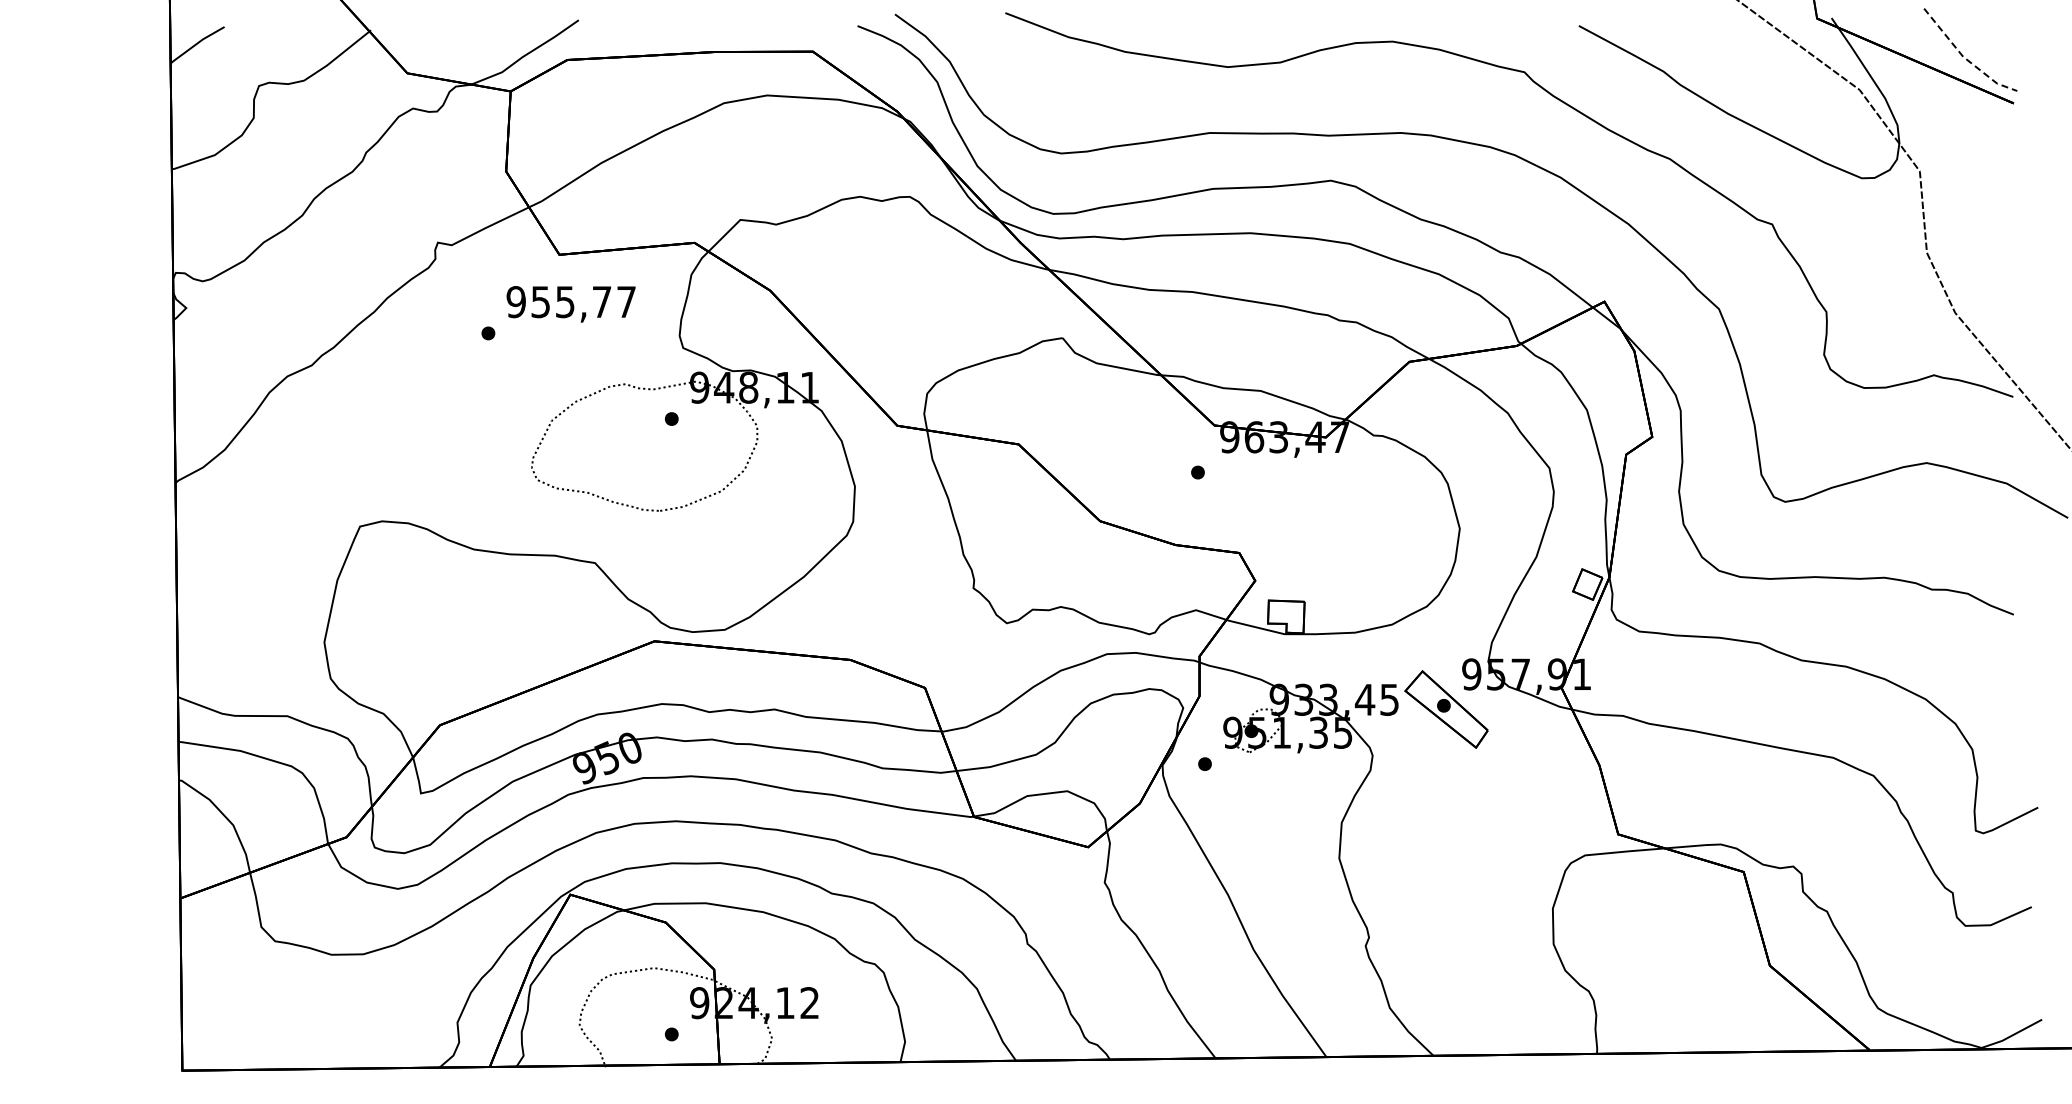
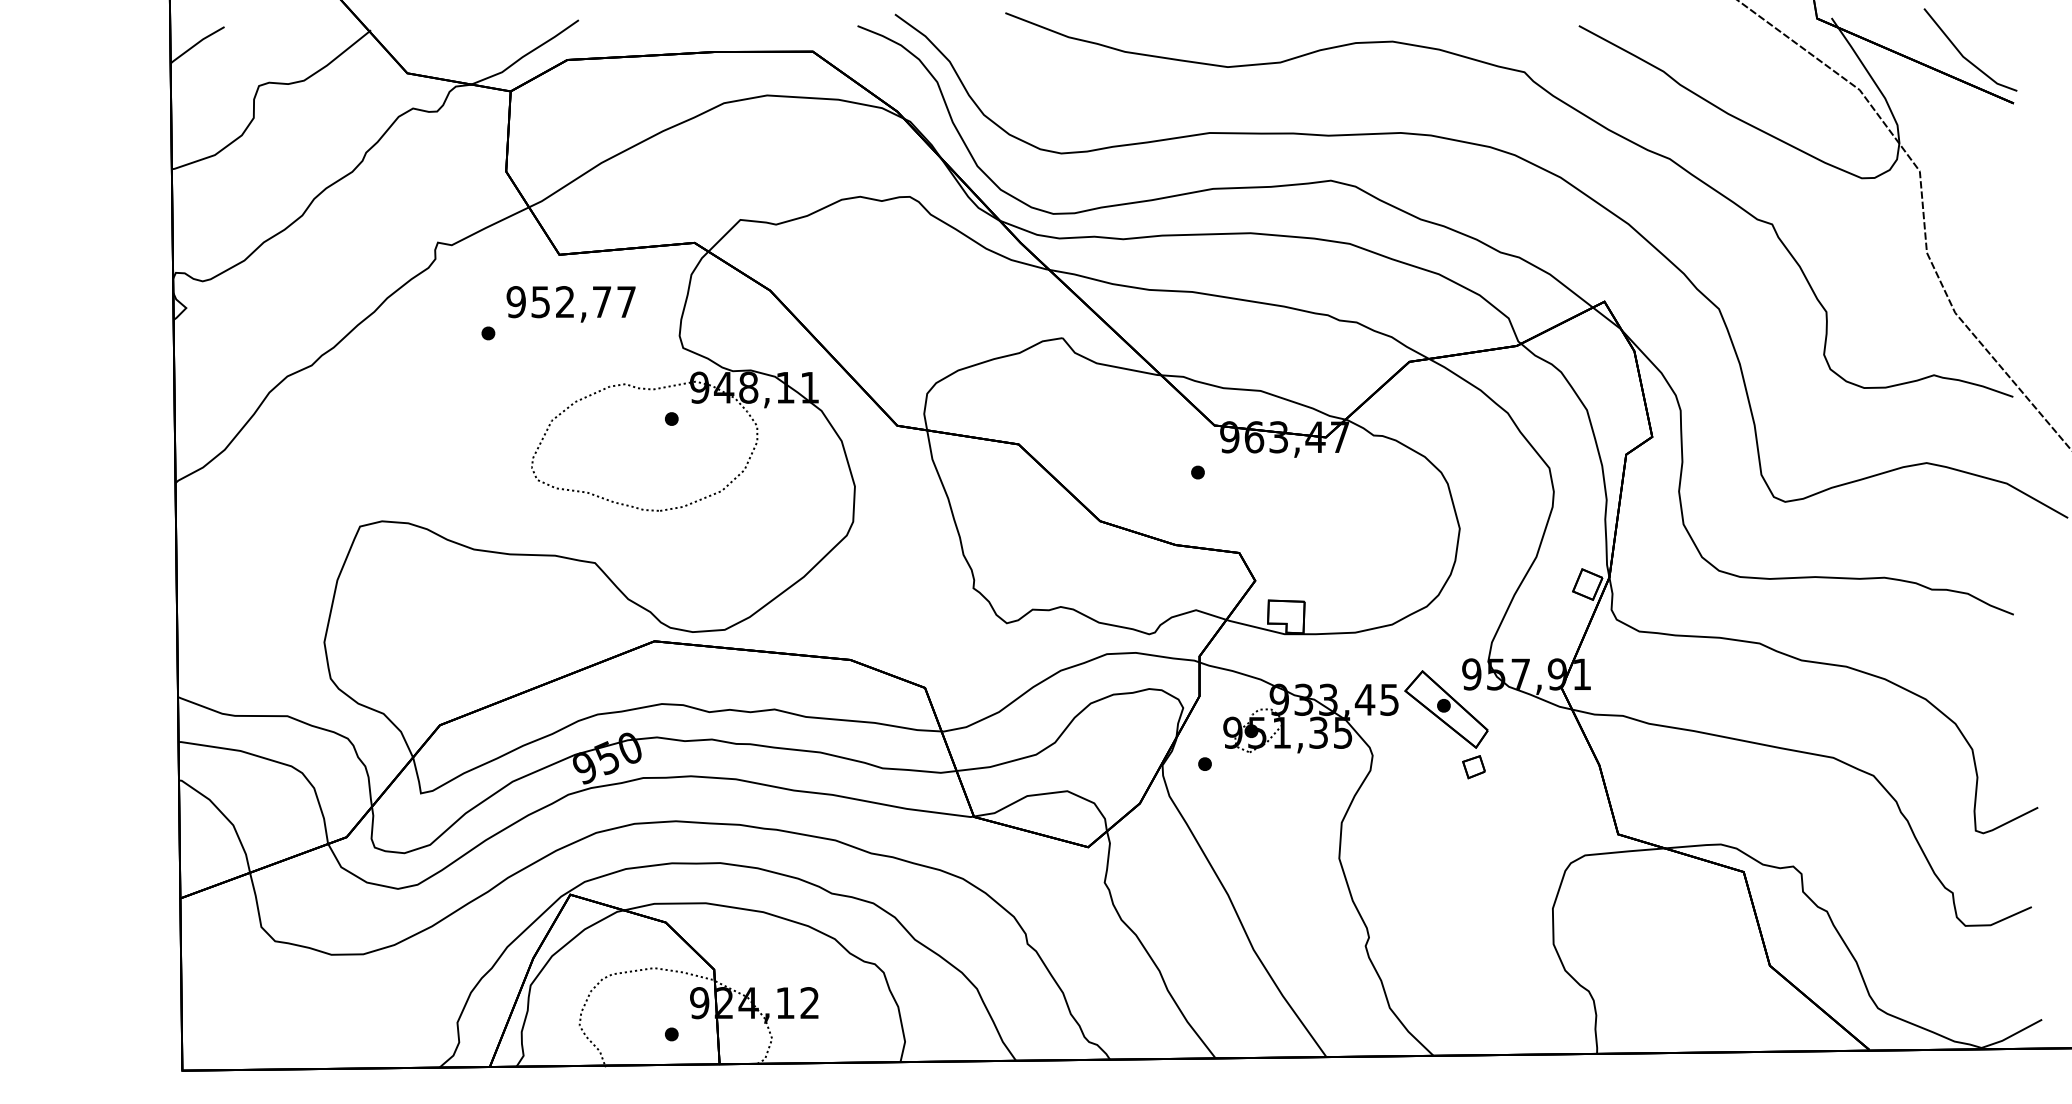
line: dashed -> solid (1964, 57)
text: 955,77 -> 952,77 (565, 302)
part: none -> present (1473, 767)
